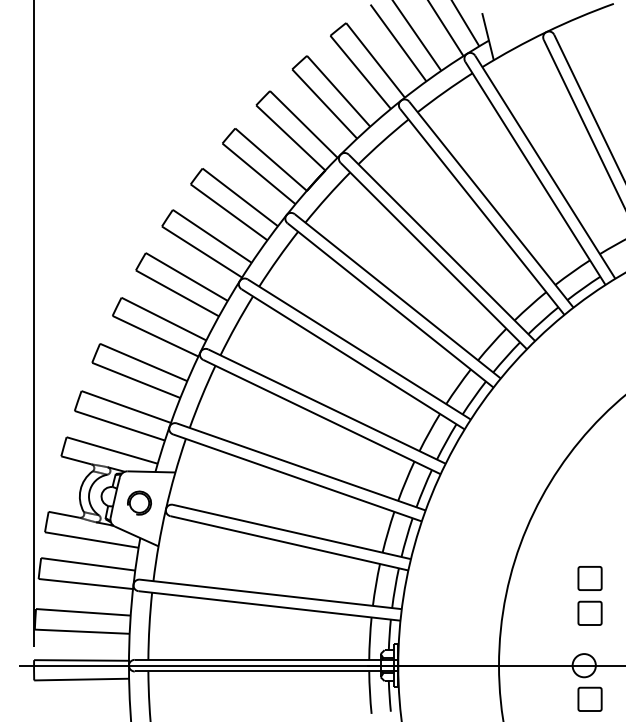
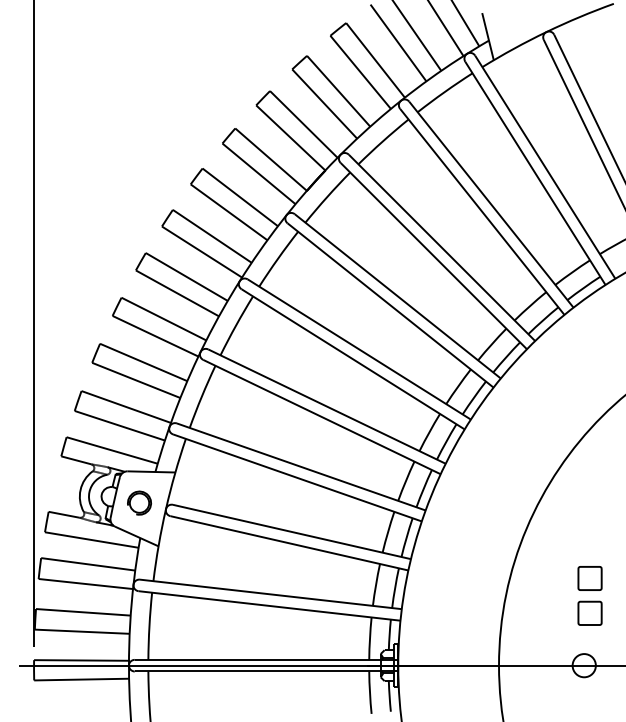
part: present -> none (589, 698)
